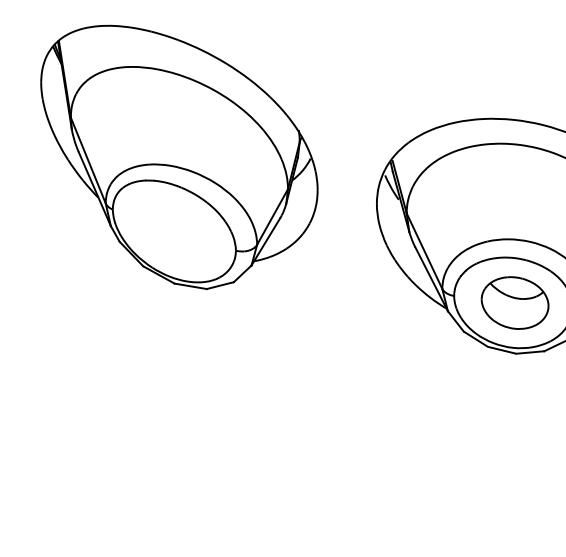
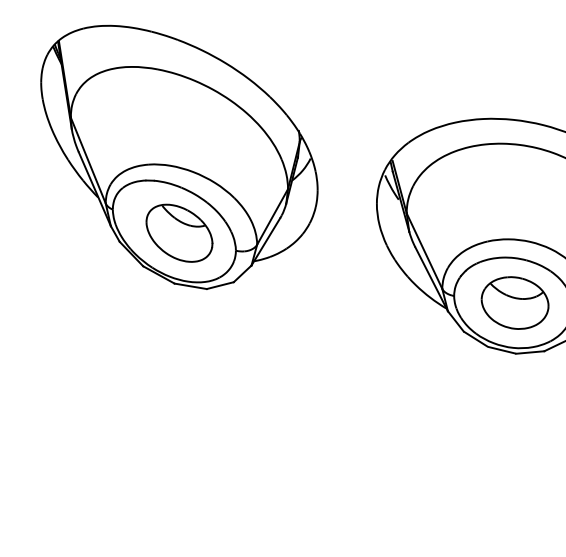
part: none -> present (179, 232)
